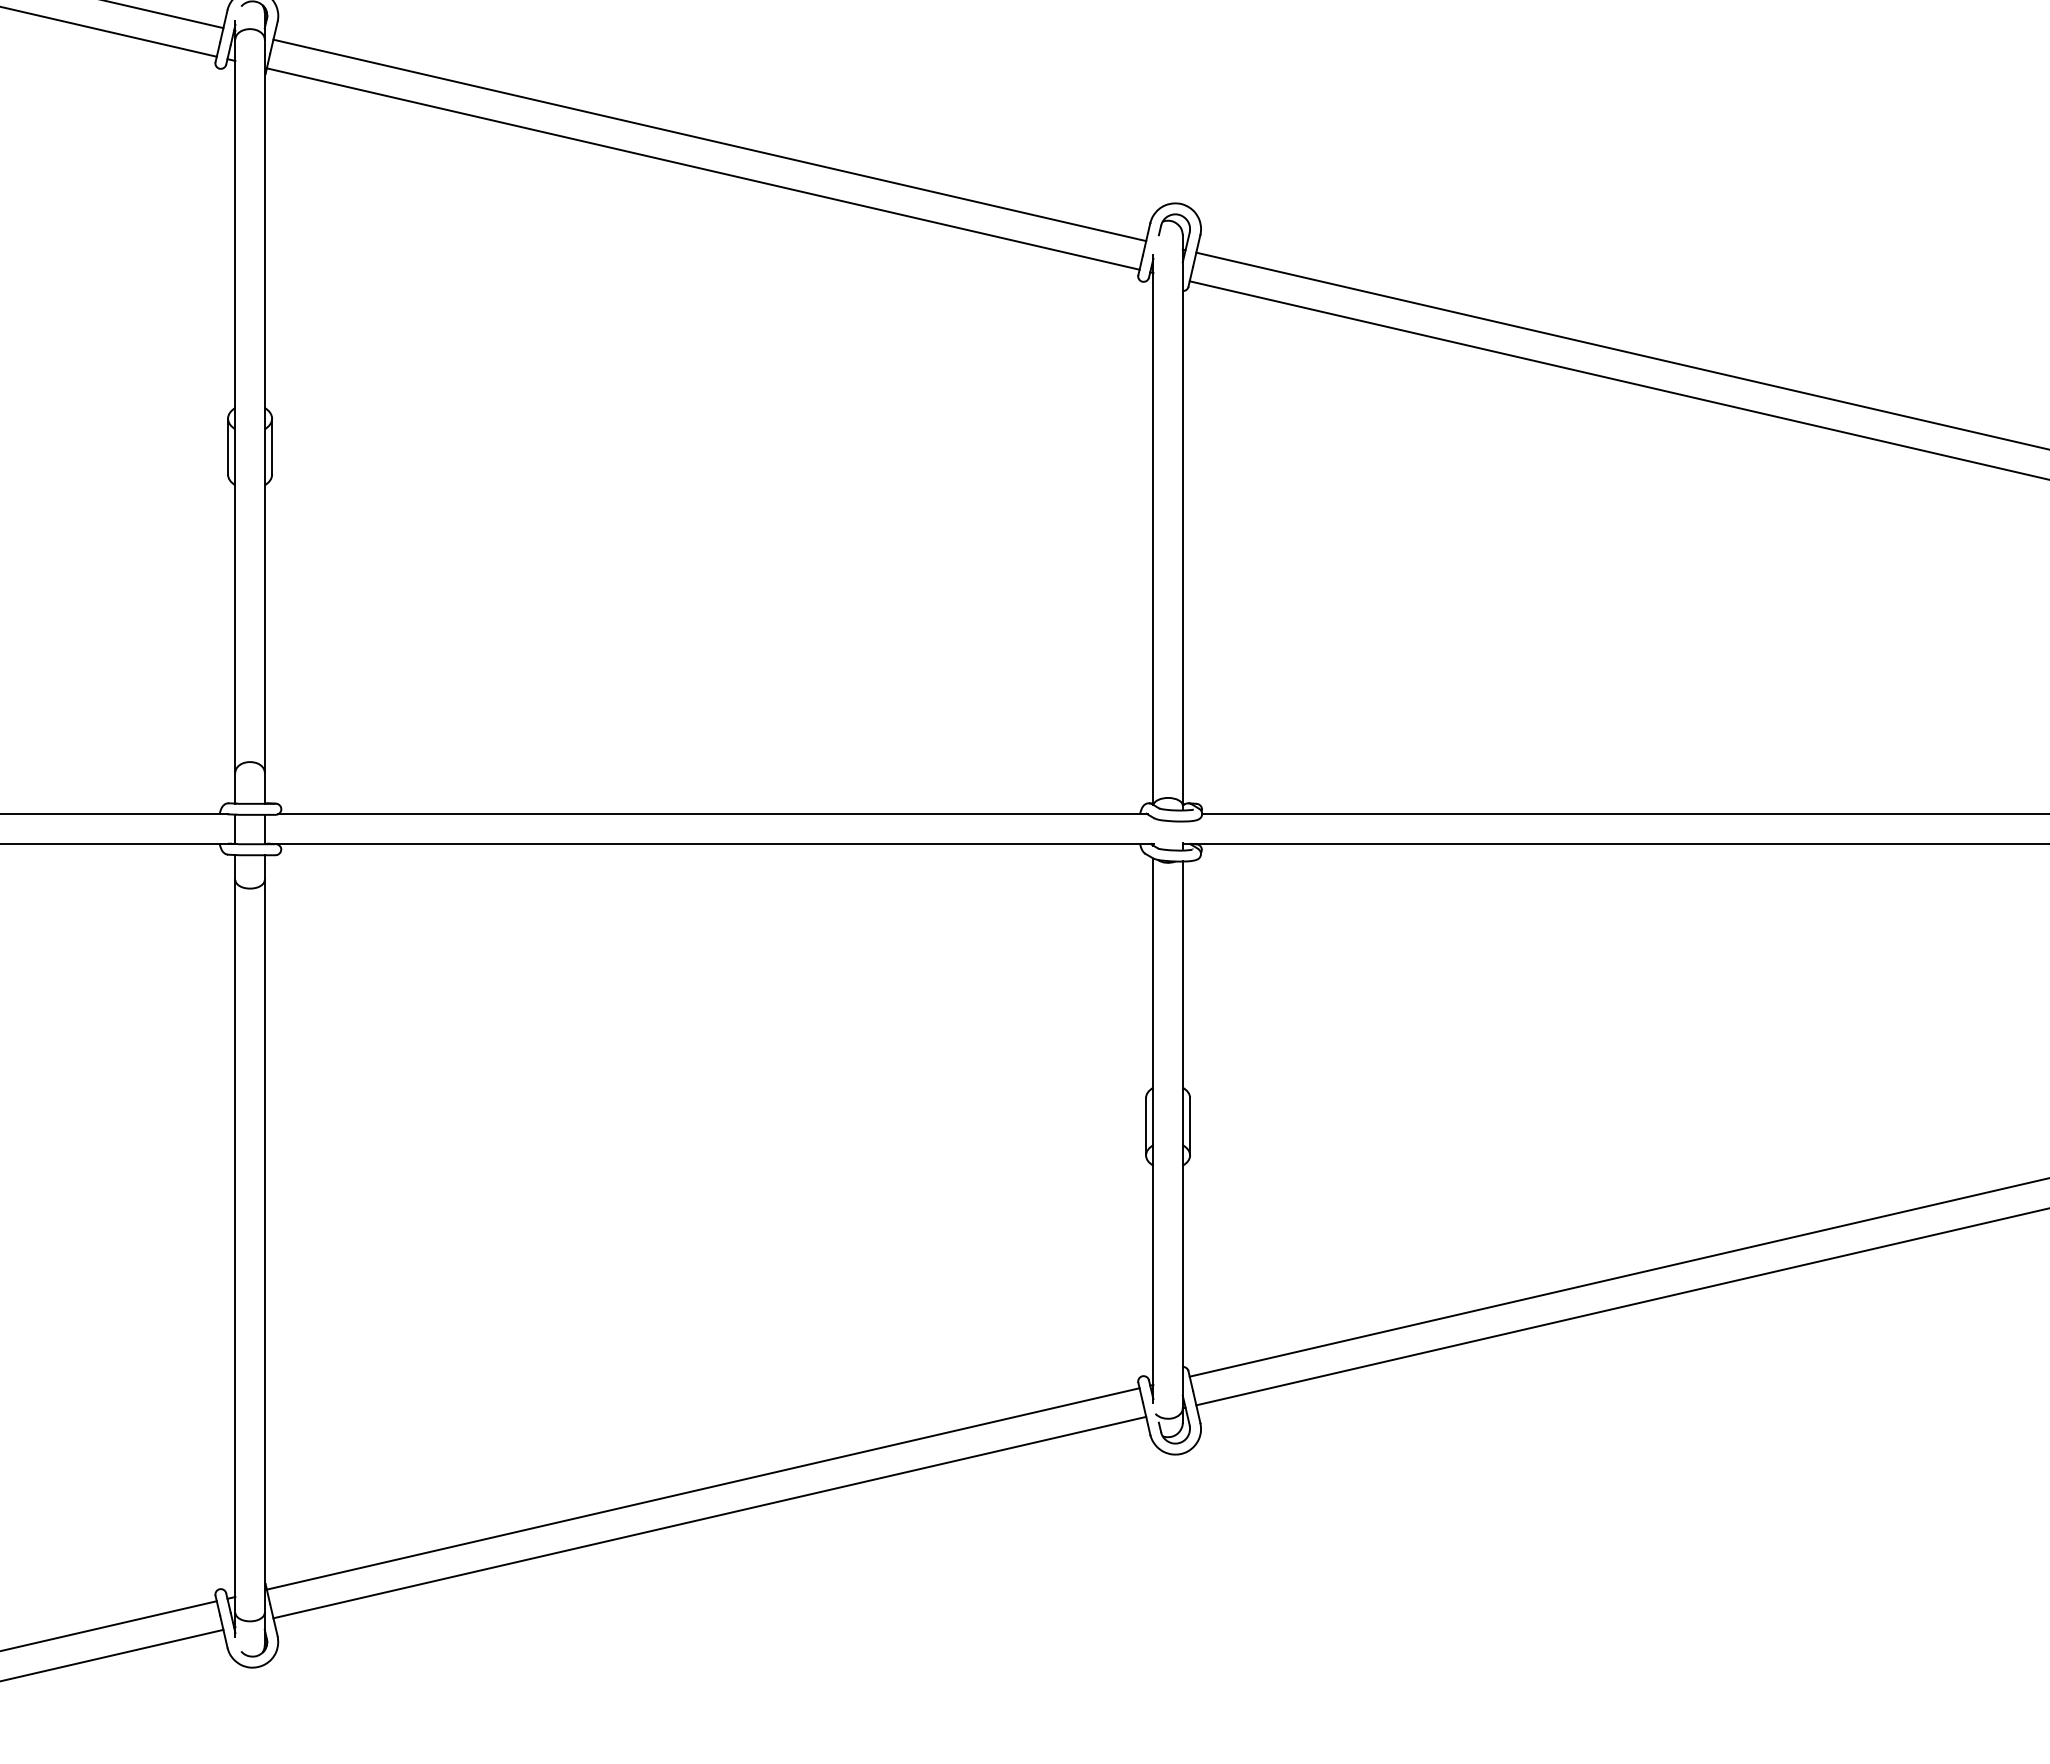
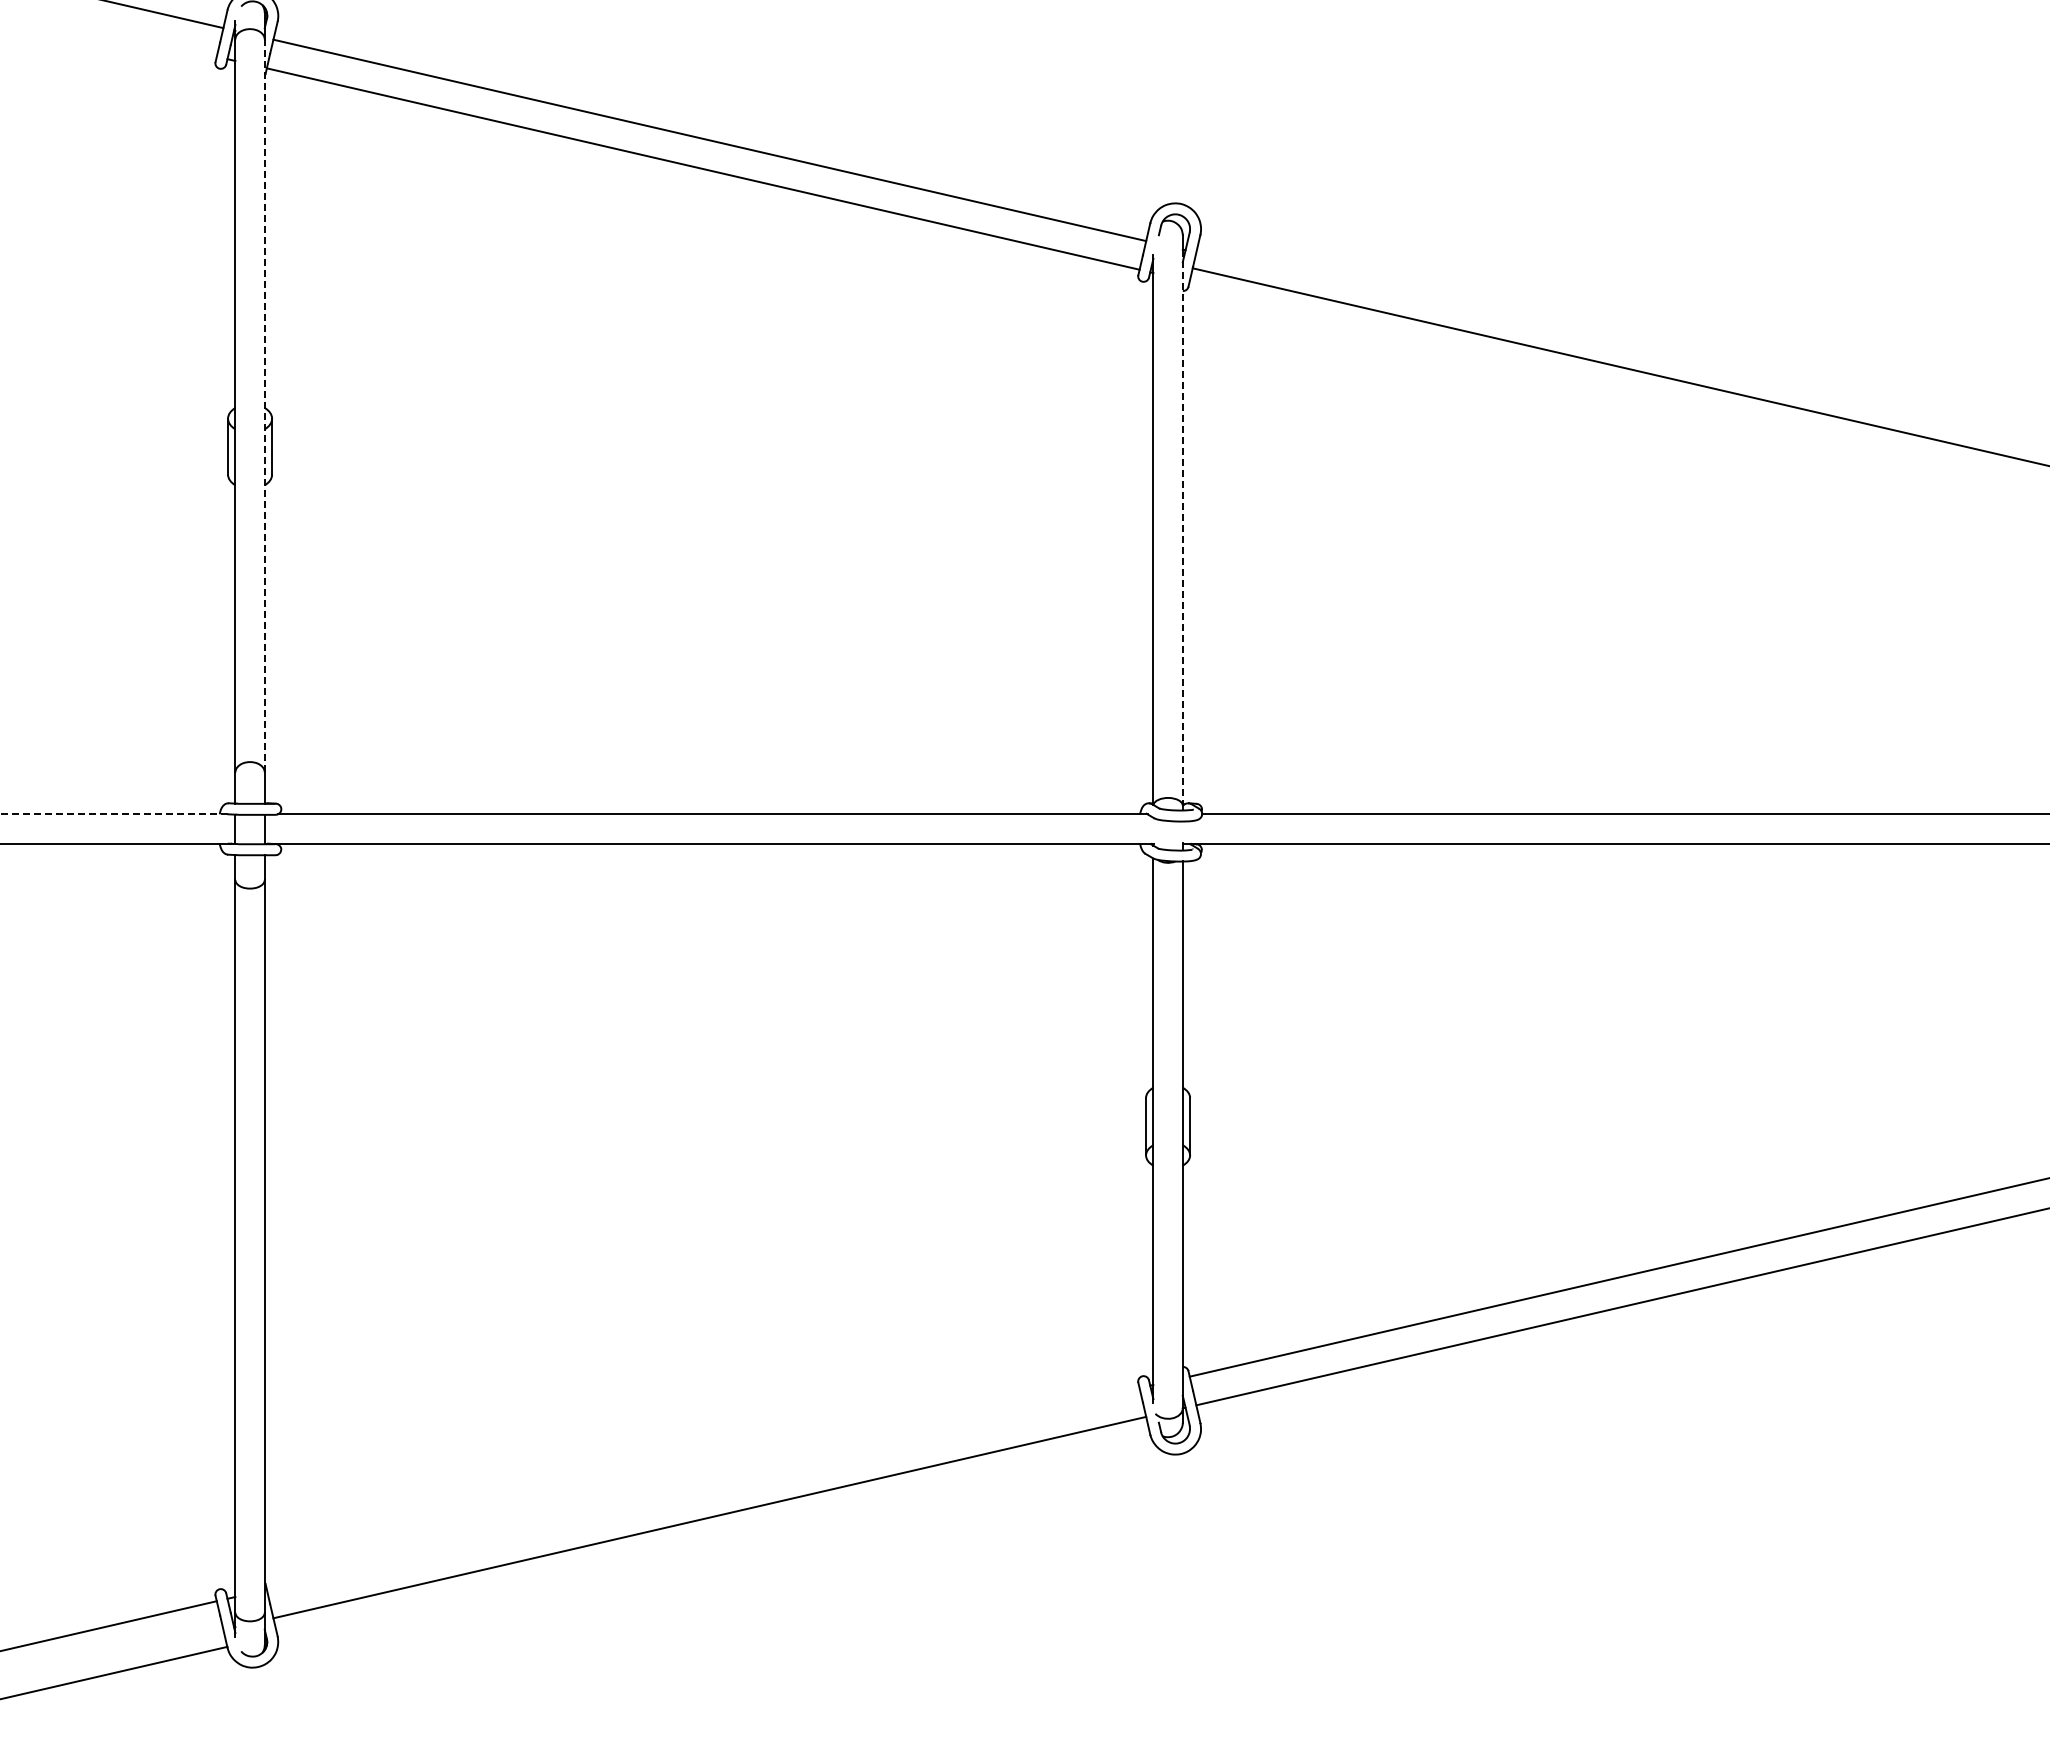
line: present -> none (109, 31)
line: present -> none (1621, 350)
line position: (1617, 380) -> (1619, 366) (1619, 366)
line: solid -> dashed (264, 405)
line: solid -> dashed (1182, 527)
line: solid -> dashed (114, 814)
line: present -> none (702, 1488)
line position: (112, 1654) -> (114, 1672) (114, 1672)
